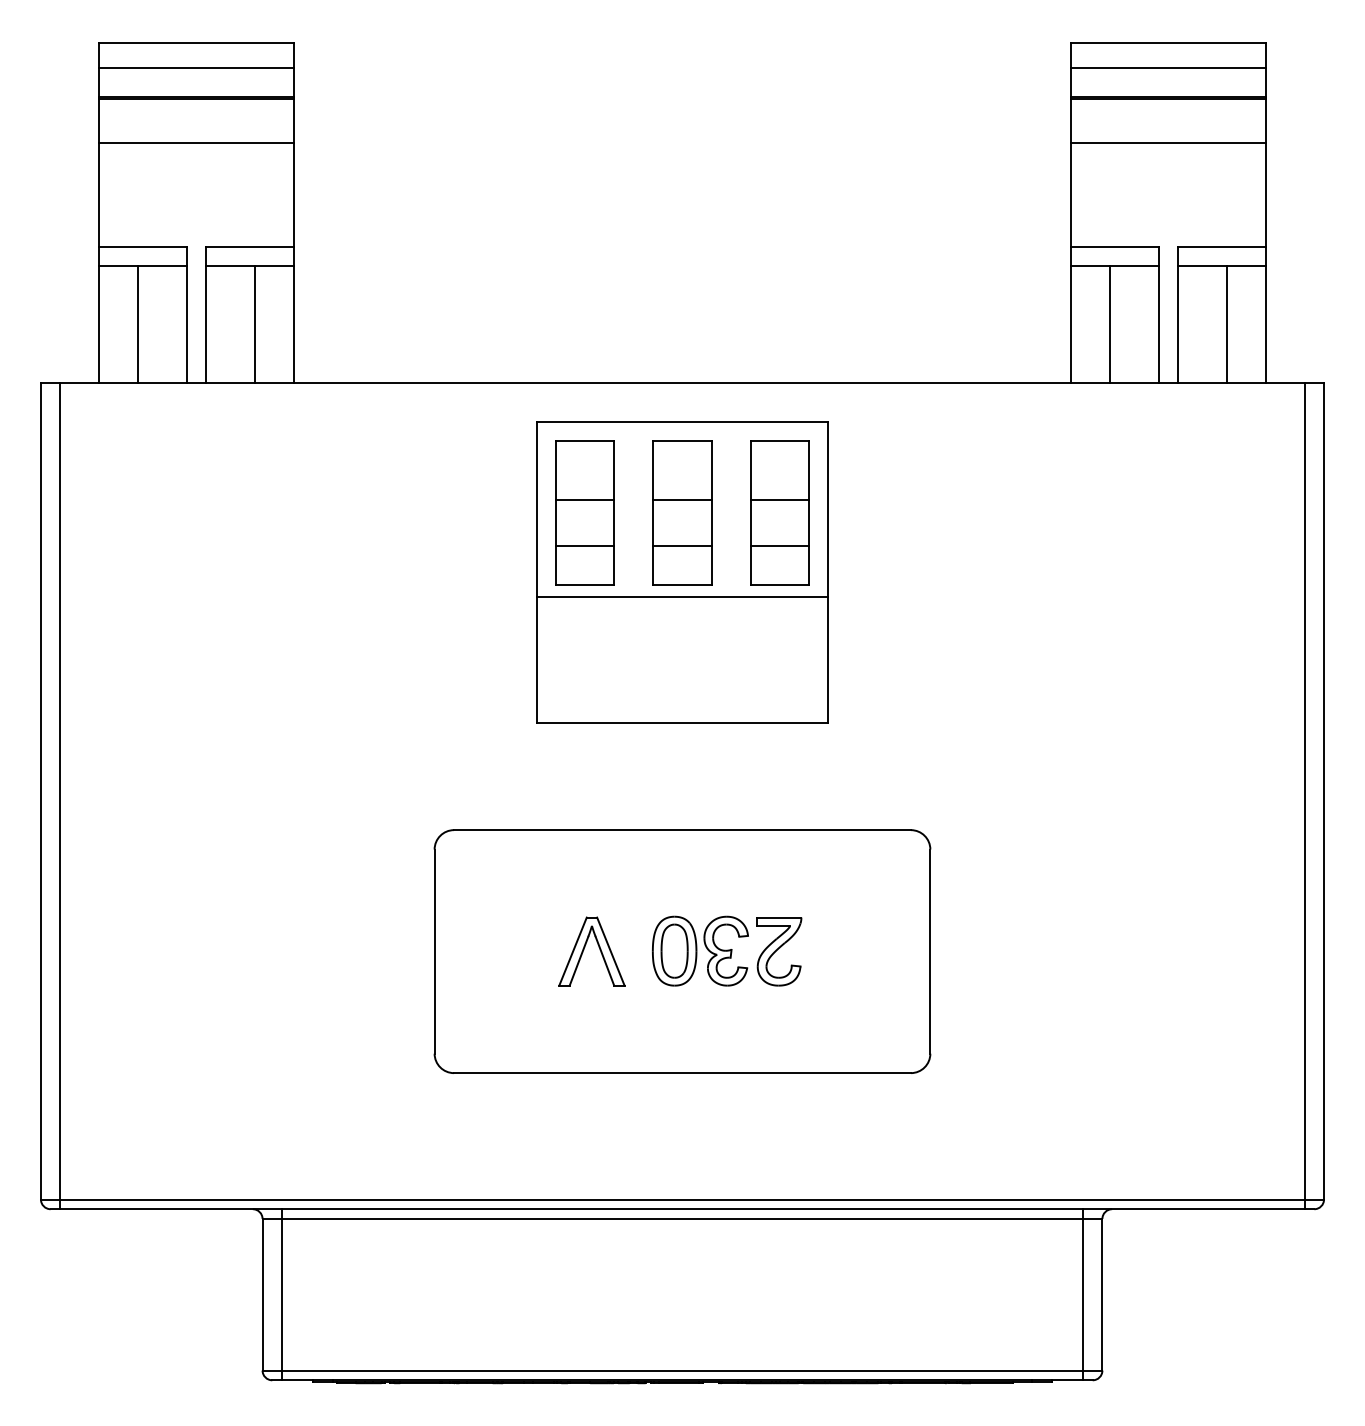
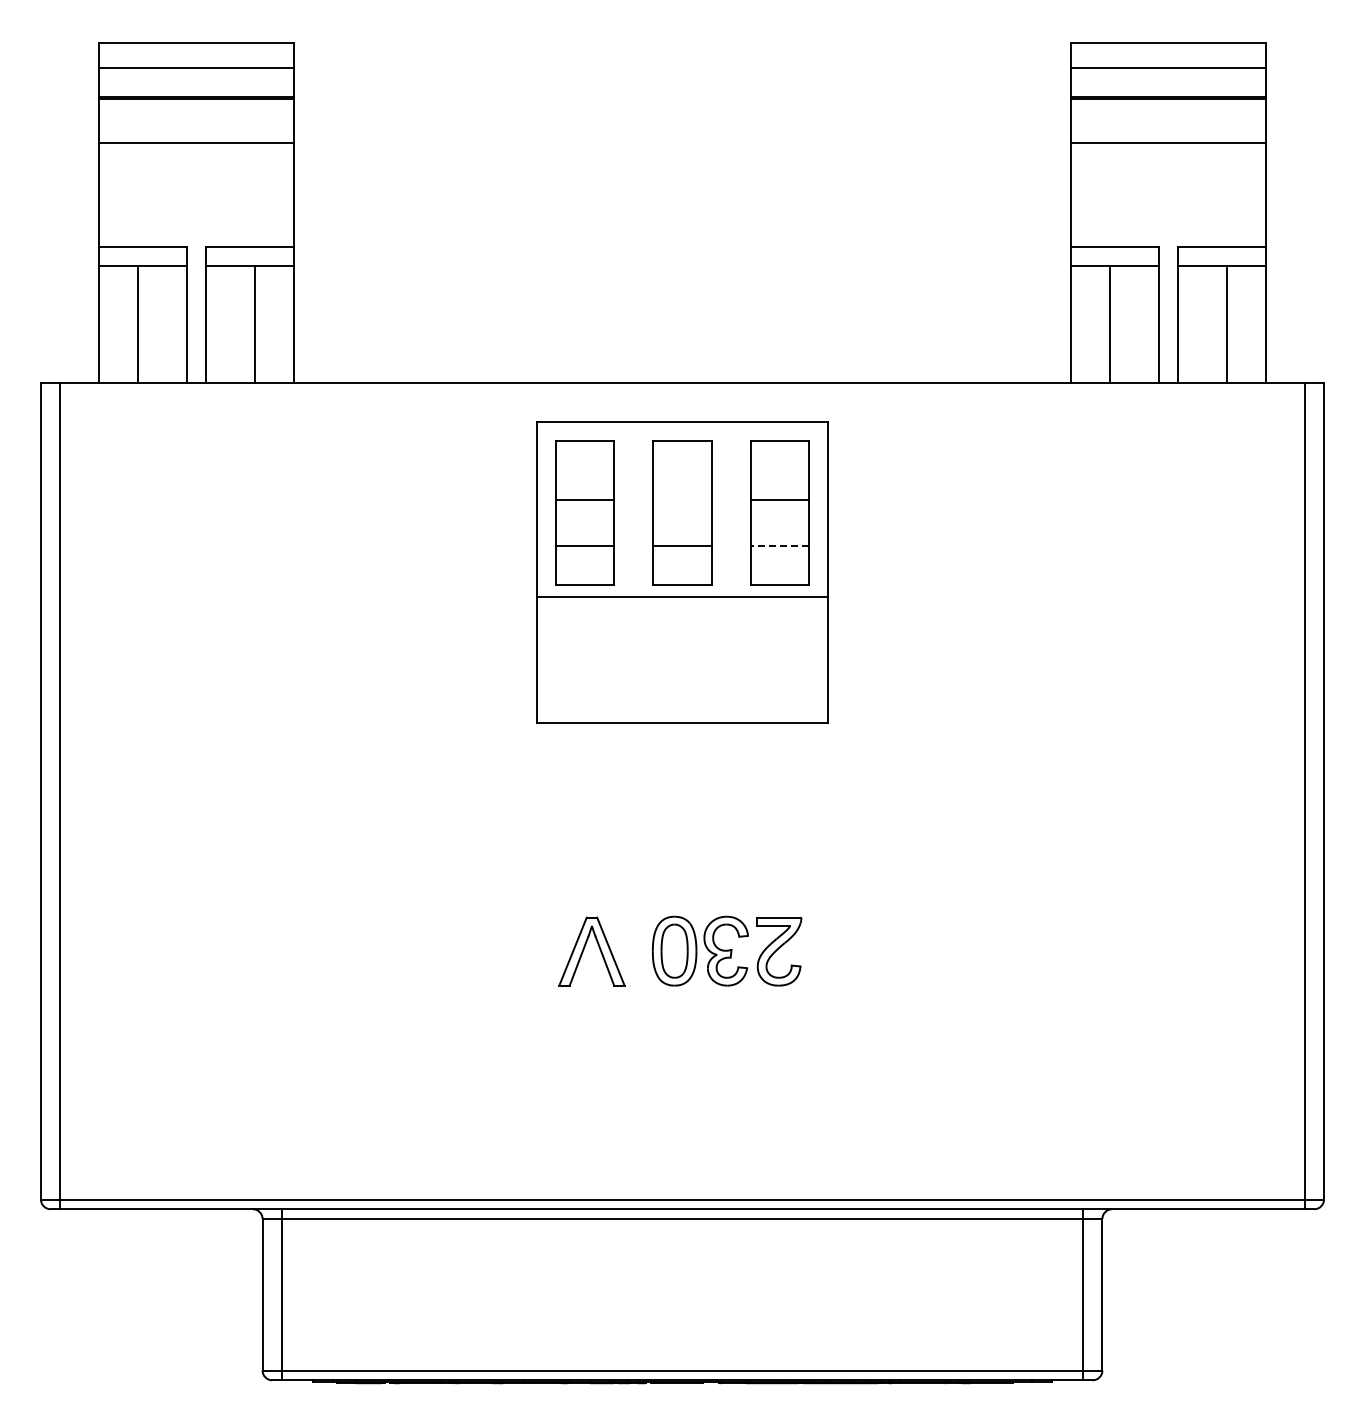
line: present -> none (682, 499)
line: solid -> dashed (779, 546)
part: present -> none (682, 951)
